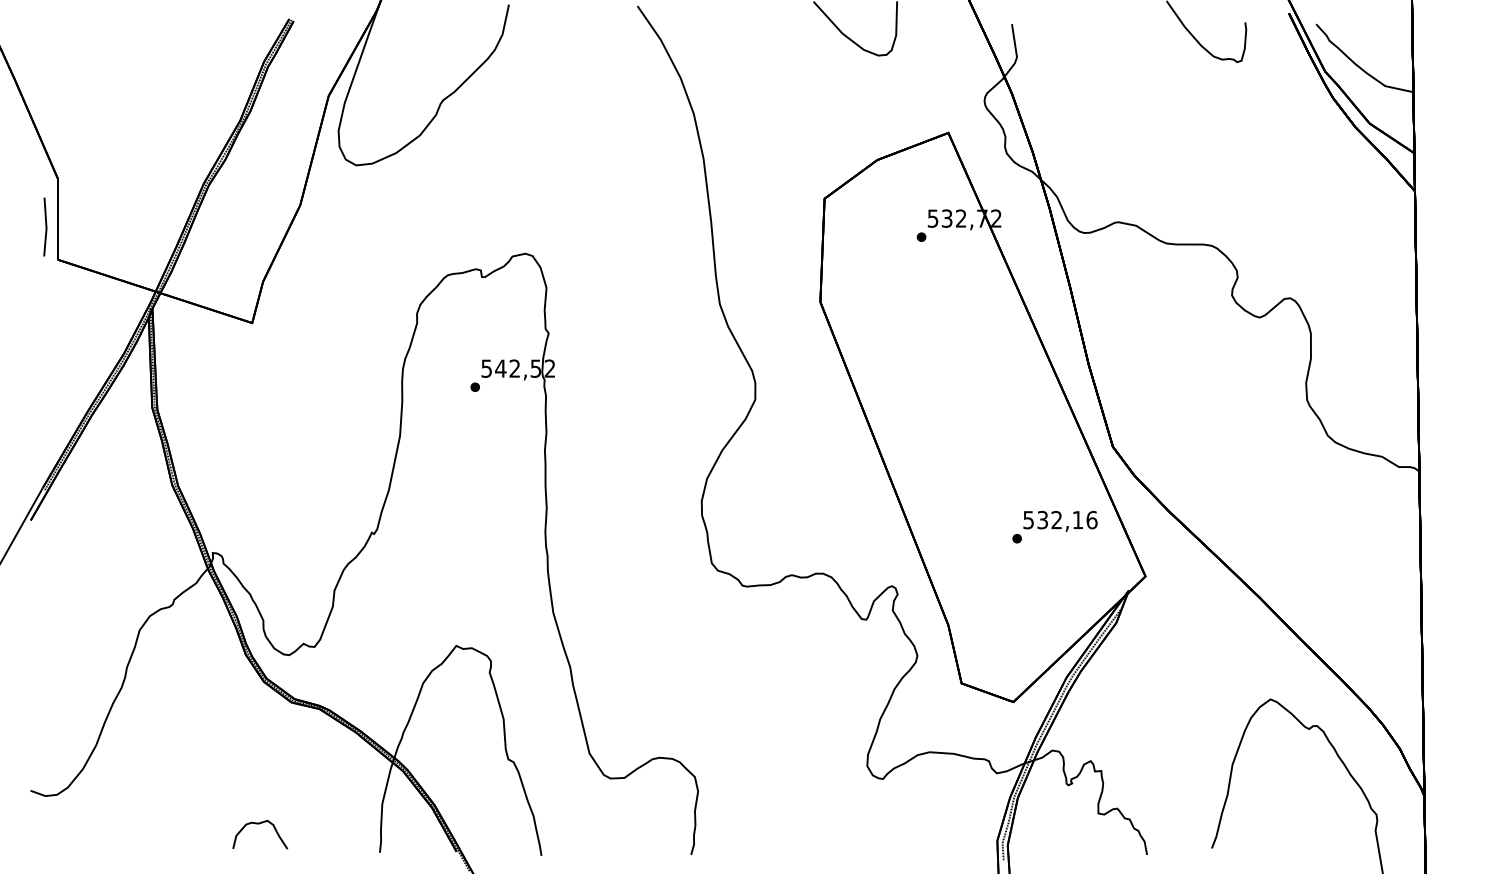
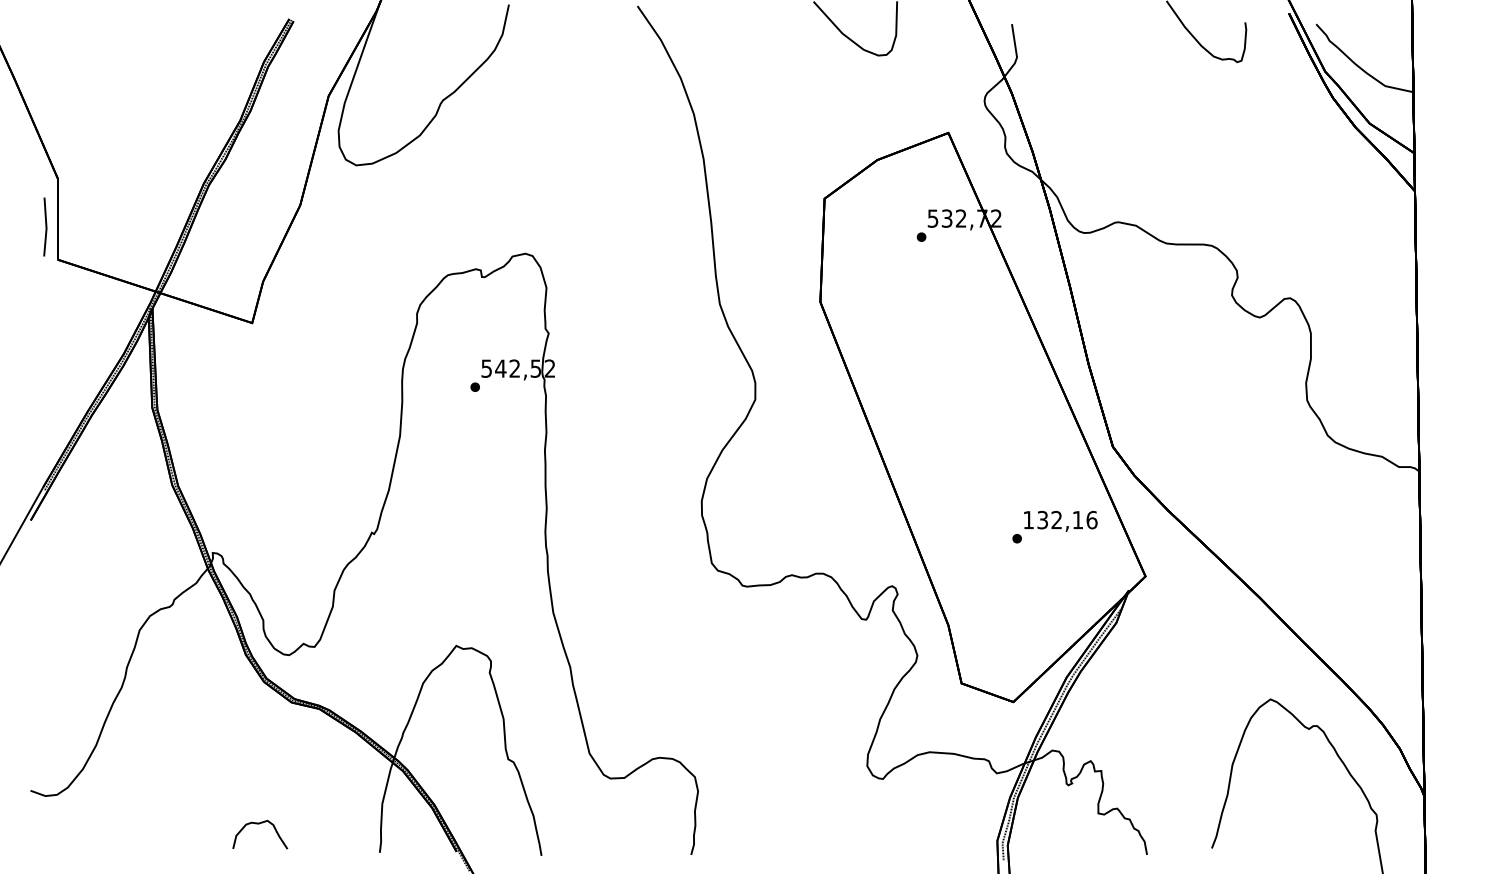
text: 532,16 -> 132,16 (1028, 520)
